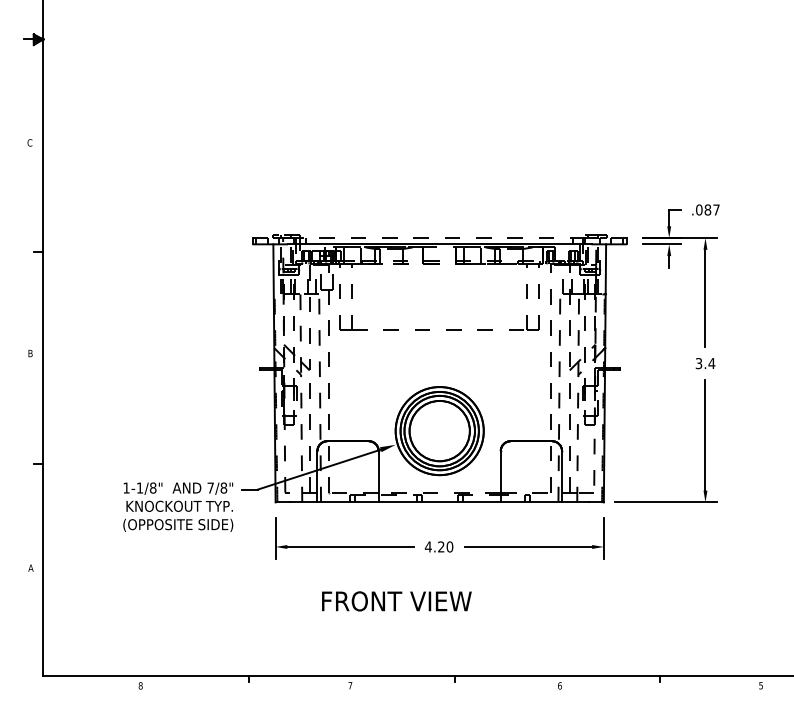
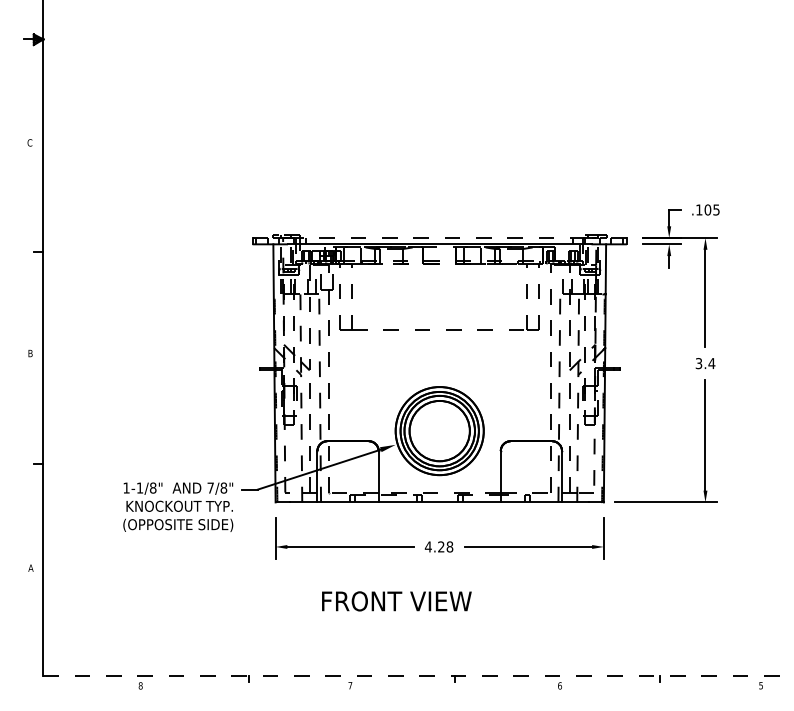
text: .087 -> .105 (707, 209)
text: 4.20 -> 4.28 (449, 546)
line: solid -> dashed (418, 675)
